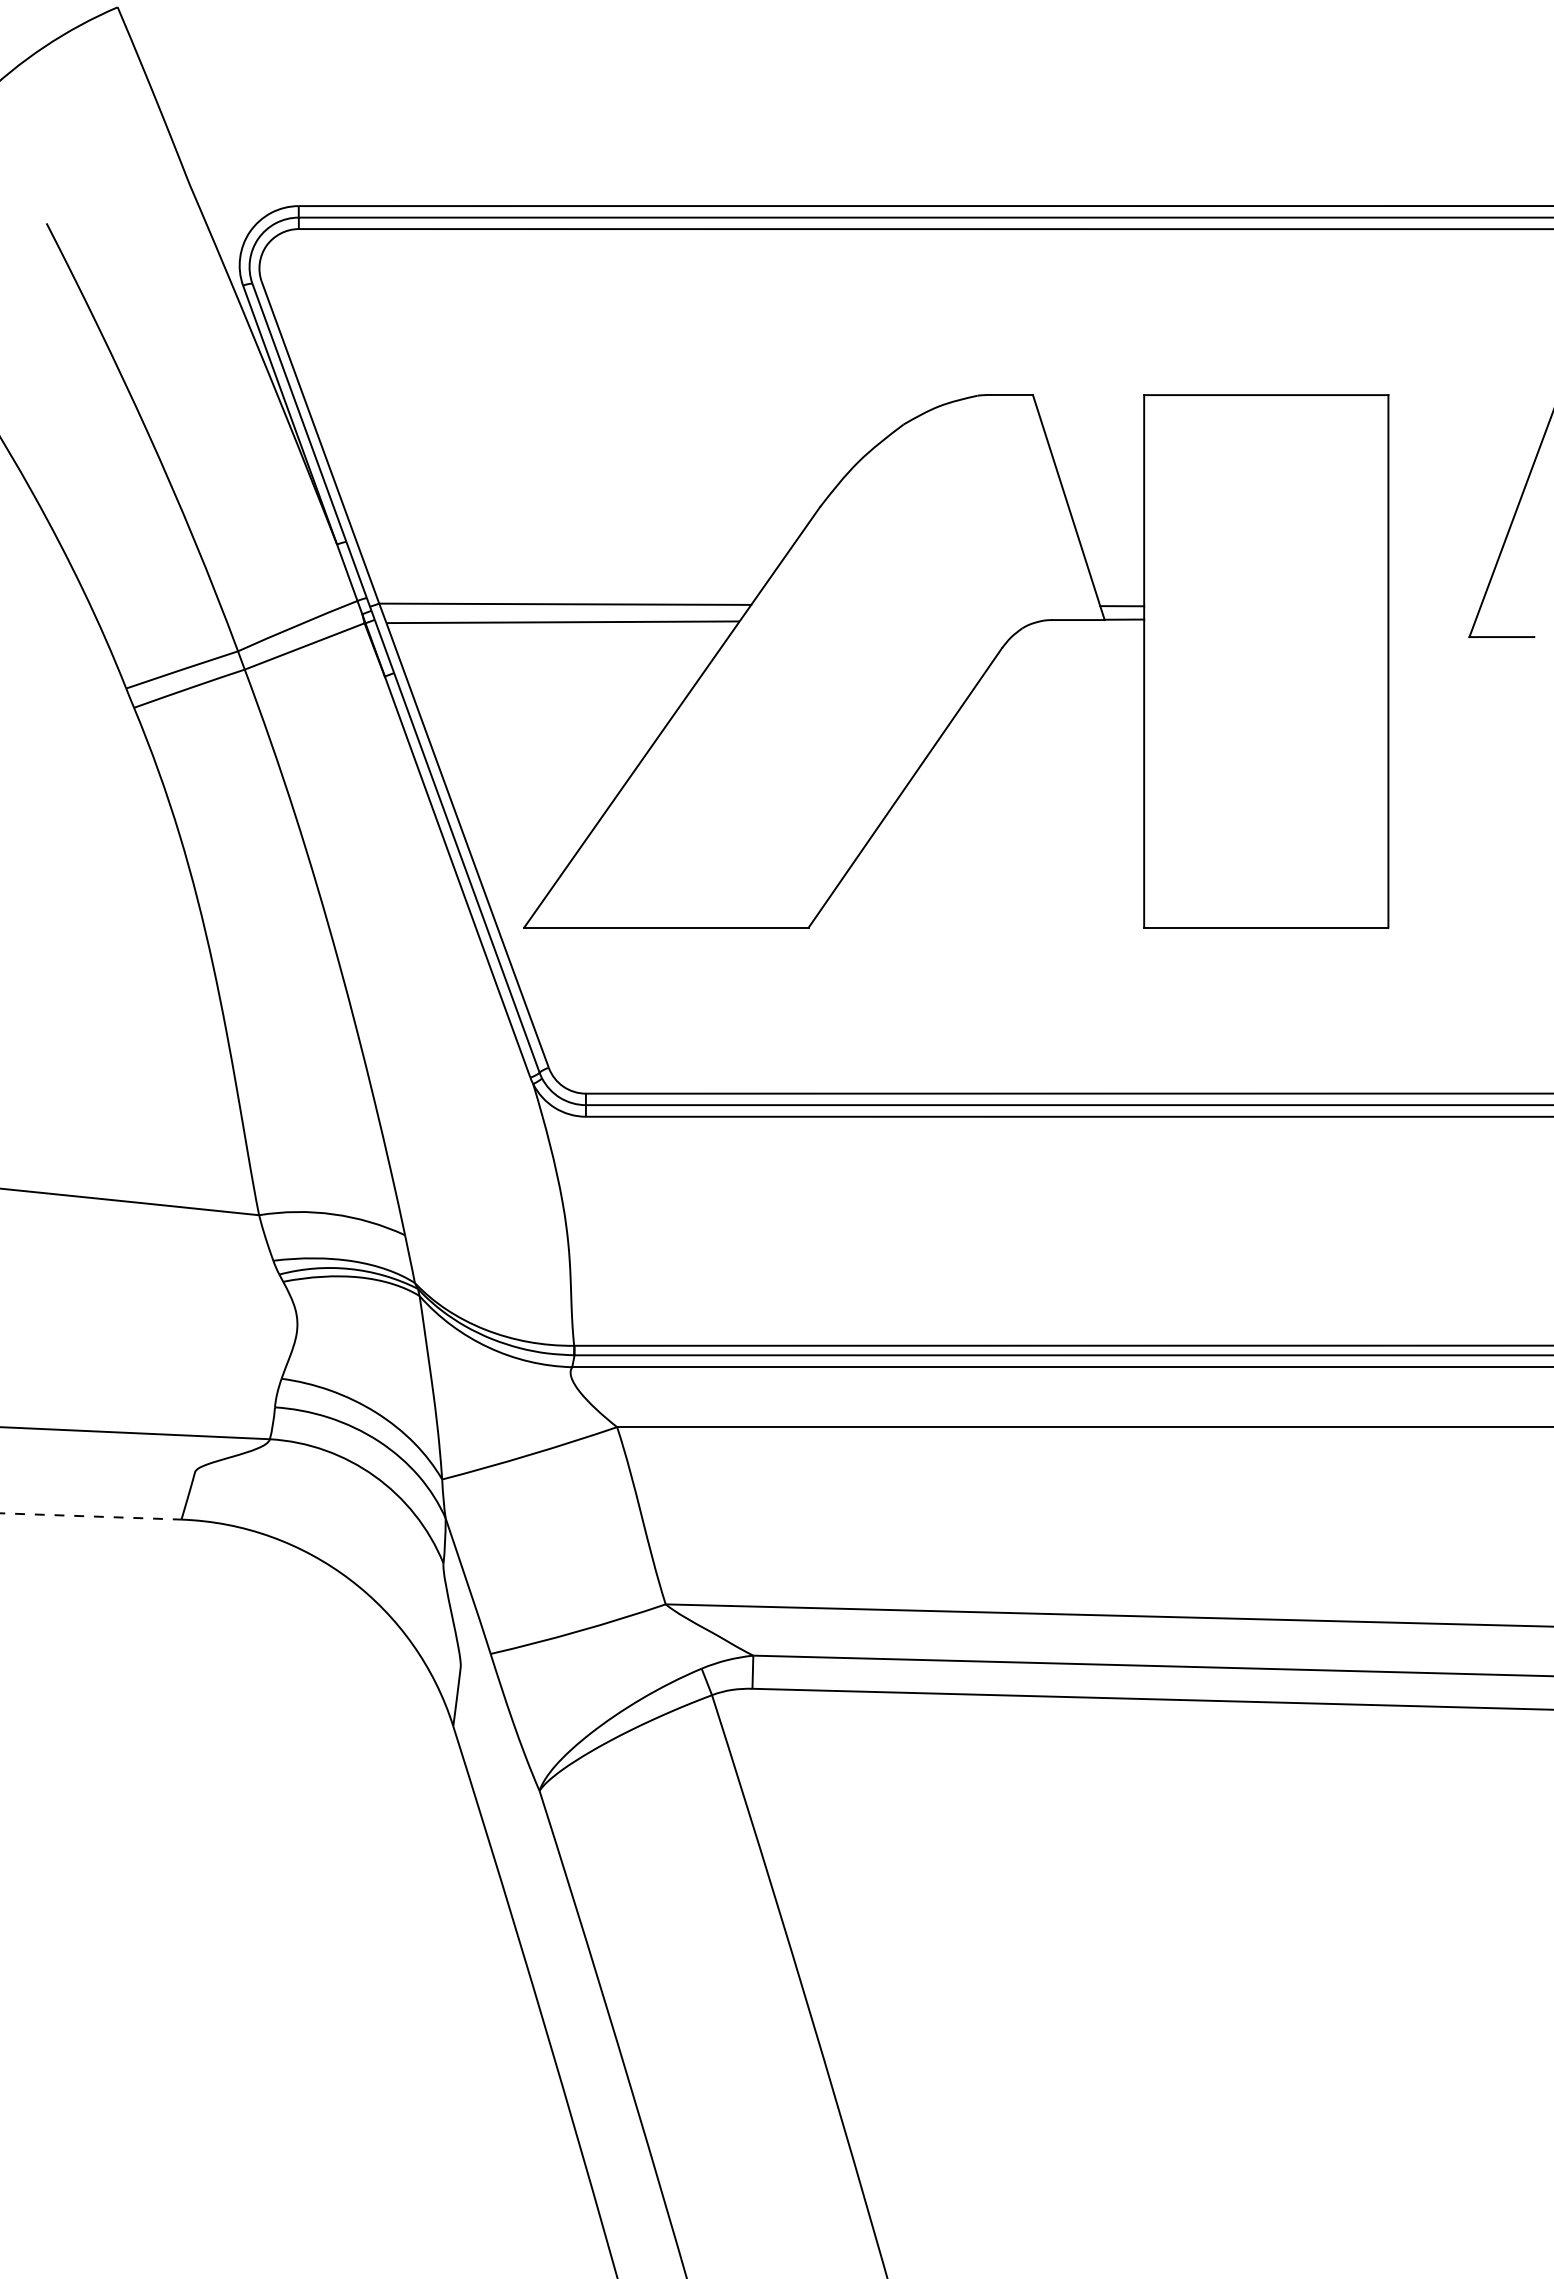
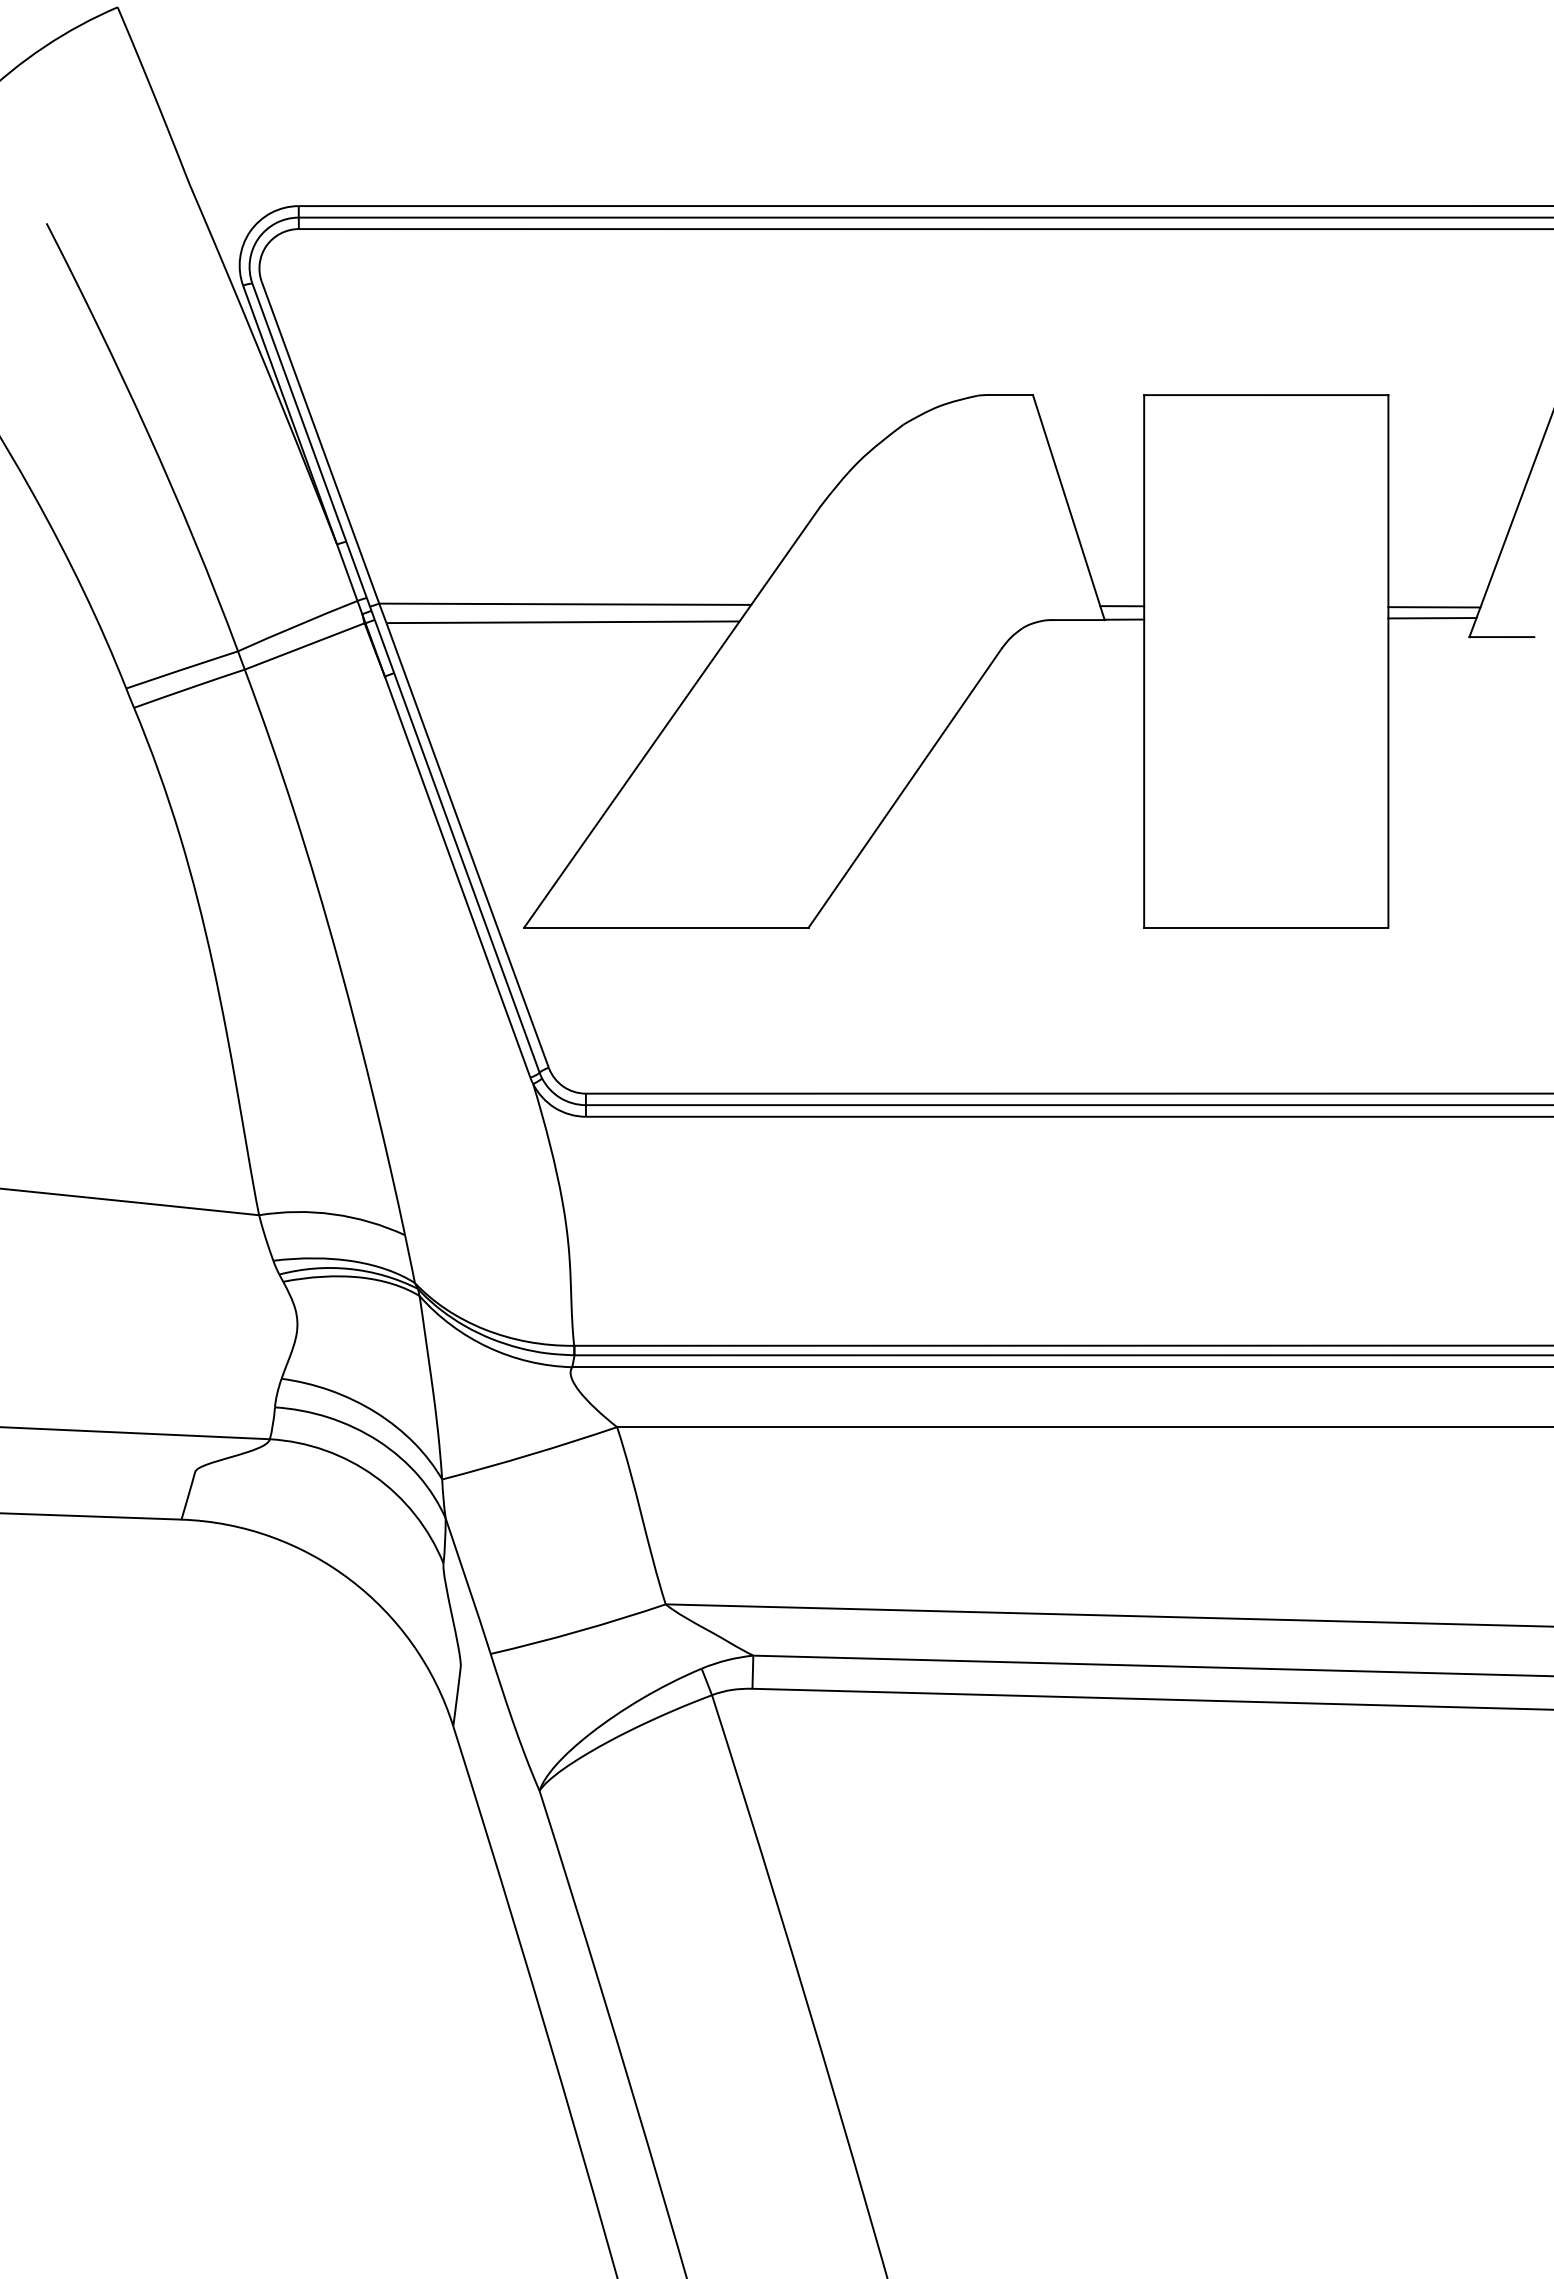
line: none -> present (1434, 607)
line: none -> present (1432, 618)
line: dashed -> solid (91, 1516)
